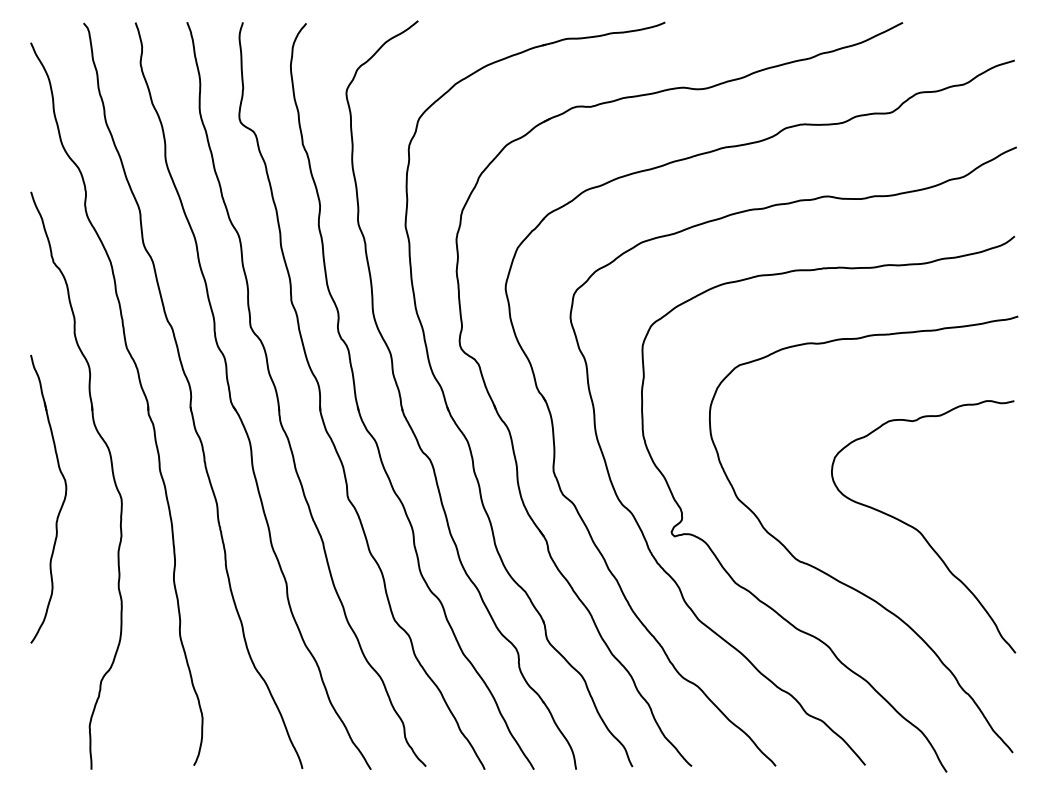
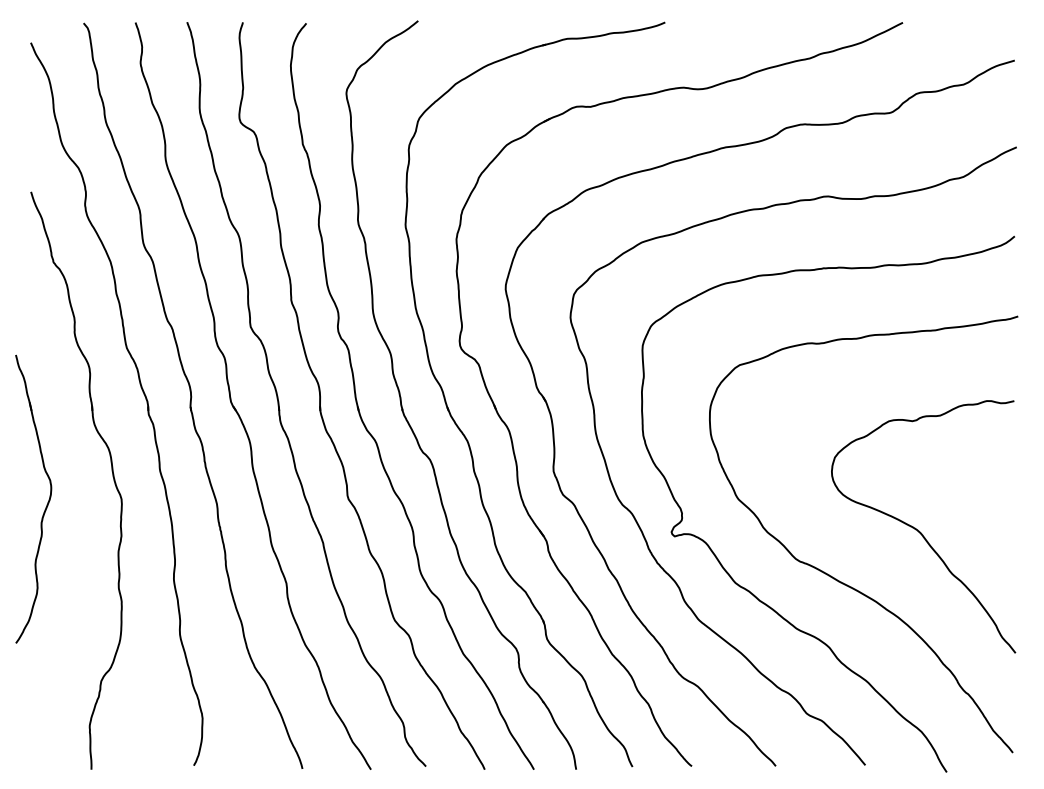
part position: (61, 504) -> (46, 504) (46, 504)
